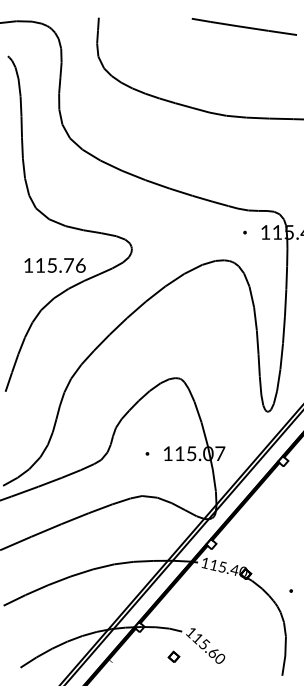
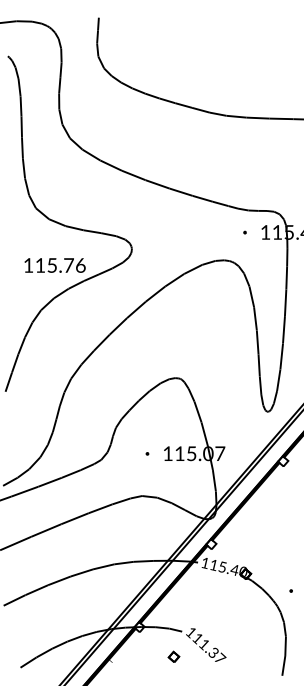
line: present -> none (243, 26)
text: 115.60 -> 111.37 (212, 651)
